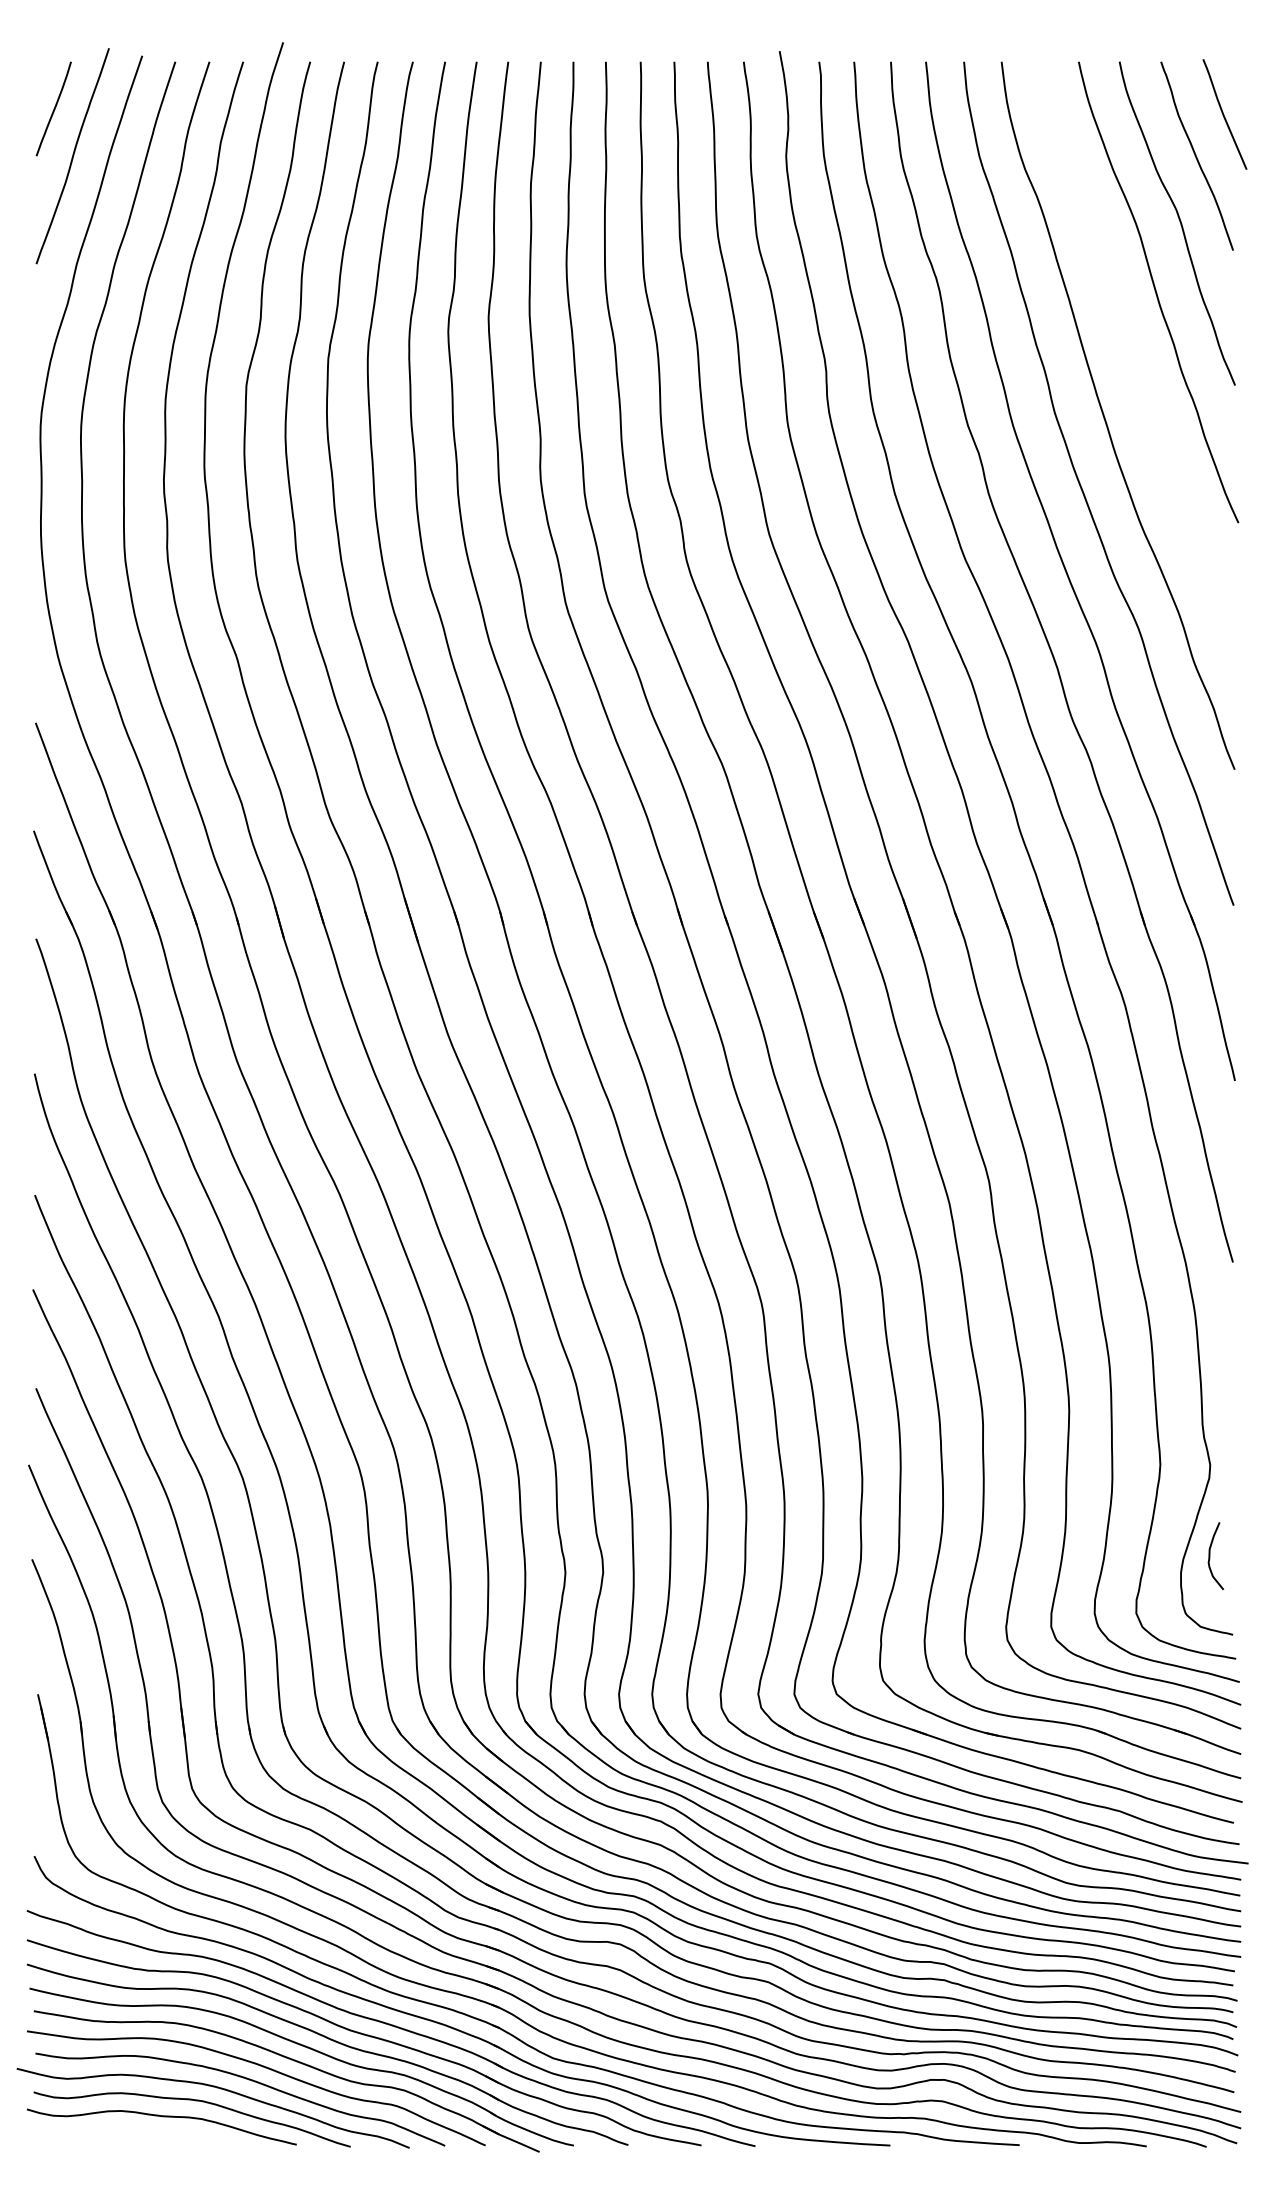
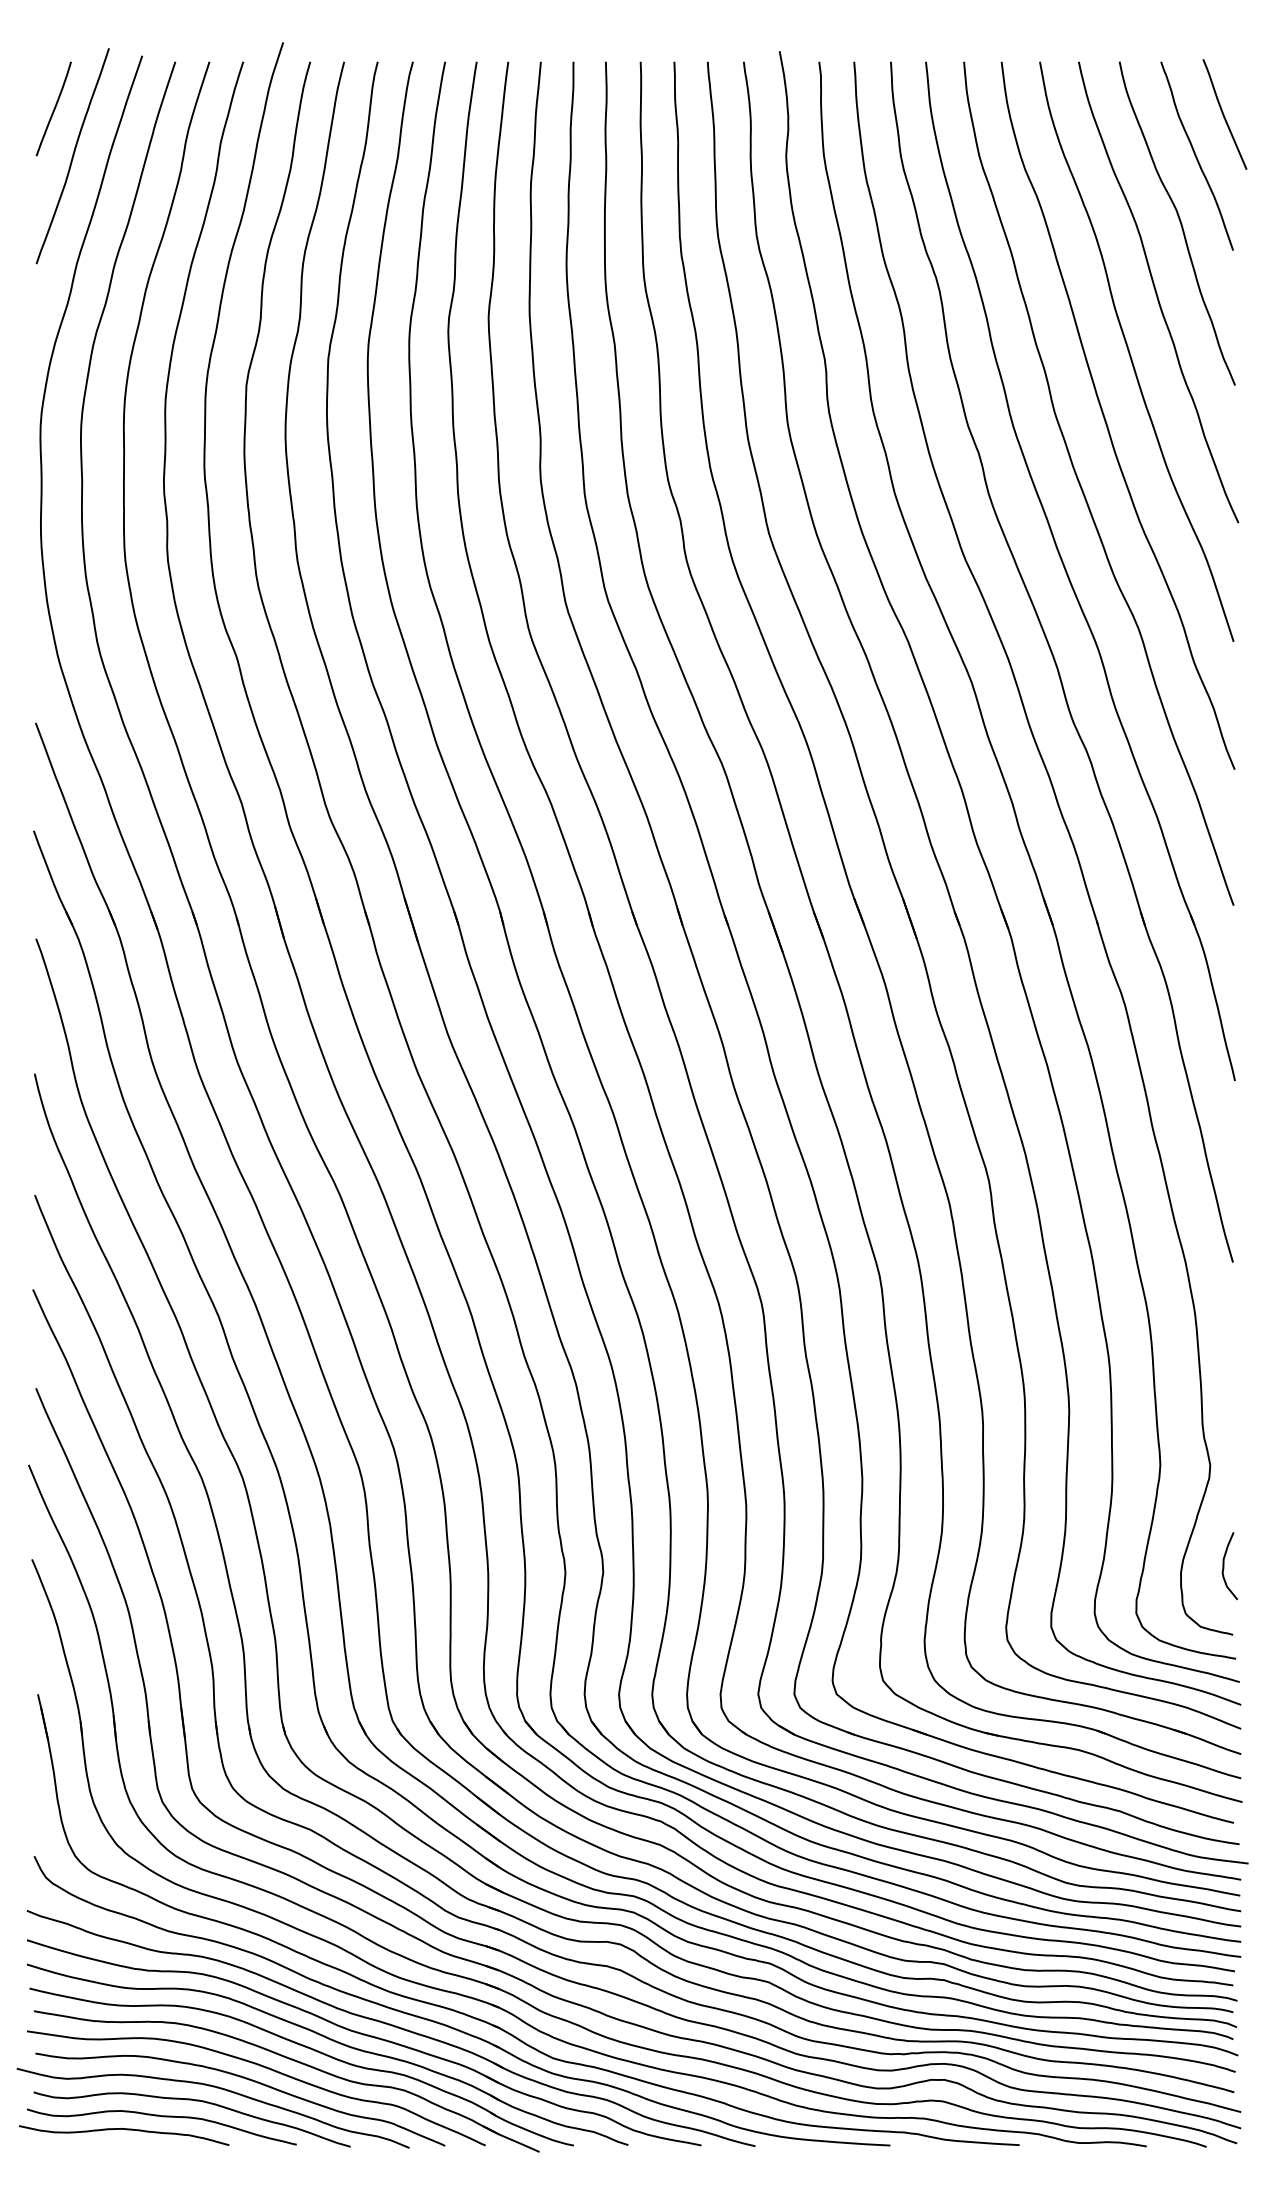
curve: none -> present (1130, 352)
curve position: (1210, 1556) -> (1224, 1566) (1224, 1566)
curve: none -> present (126, 2130)
